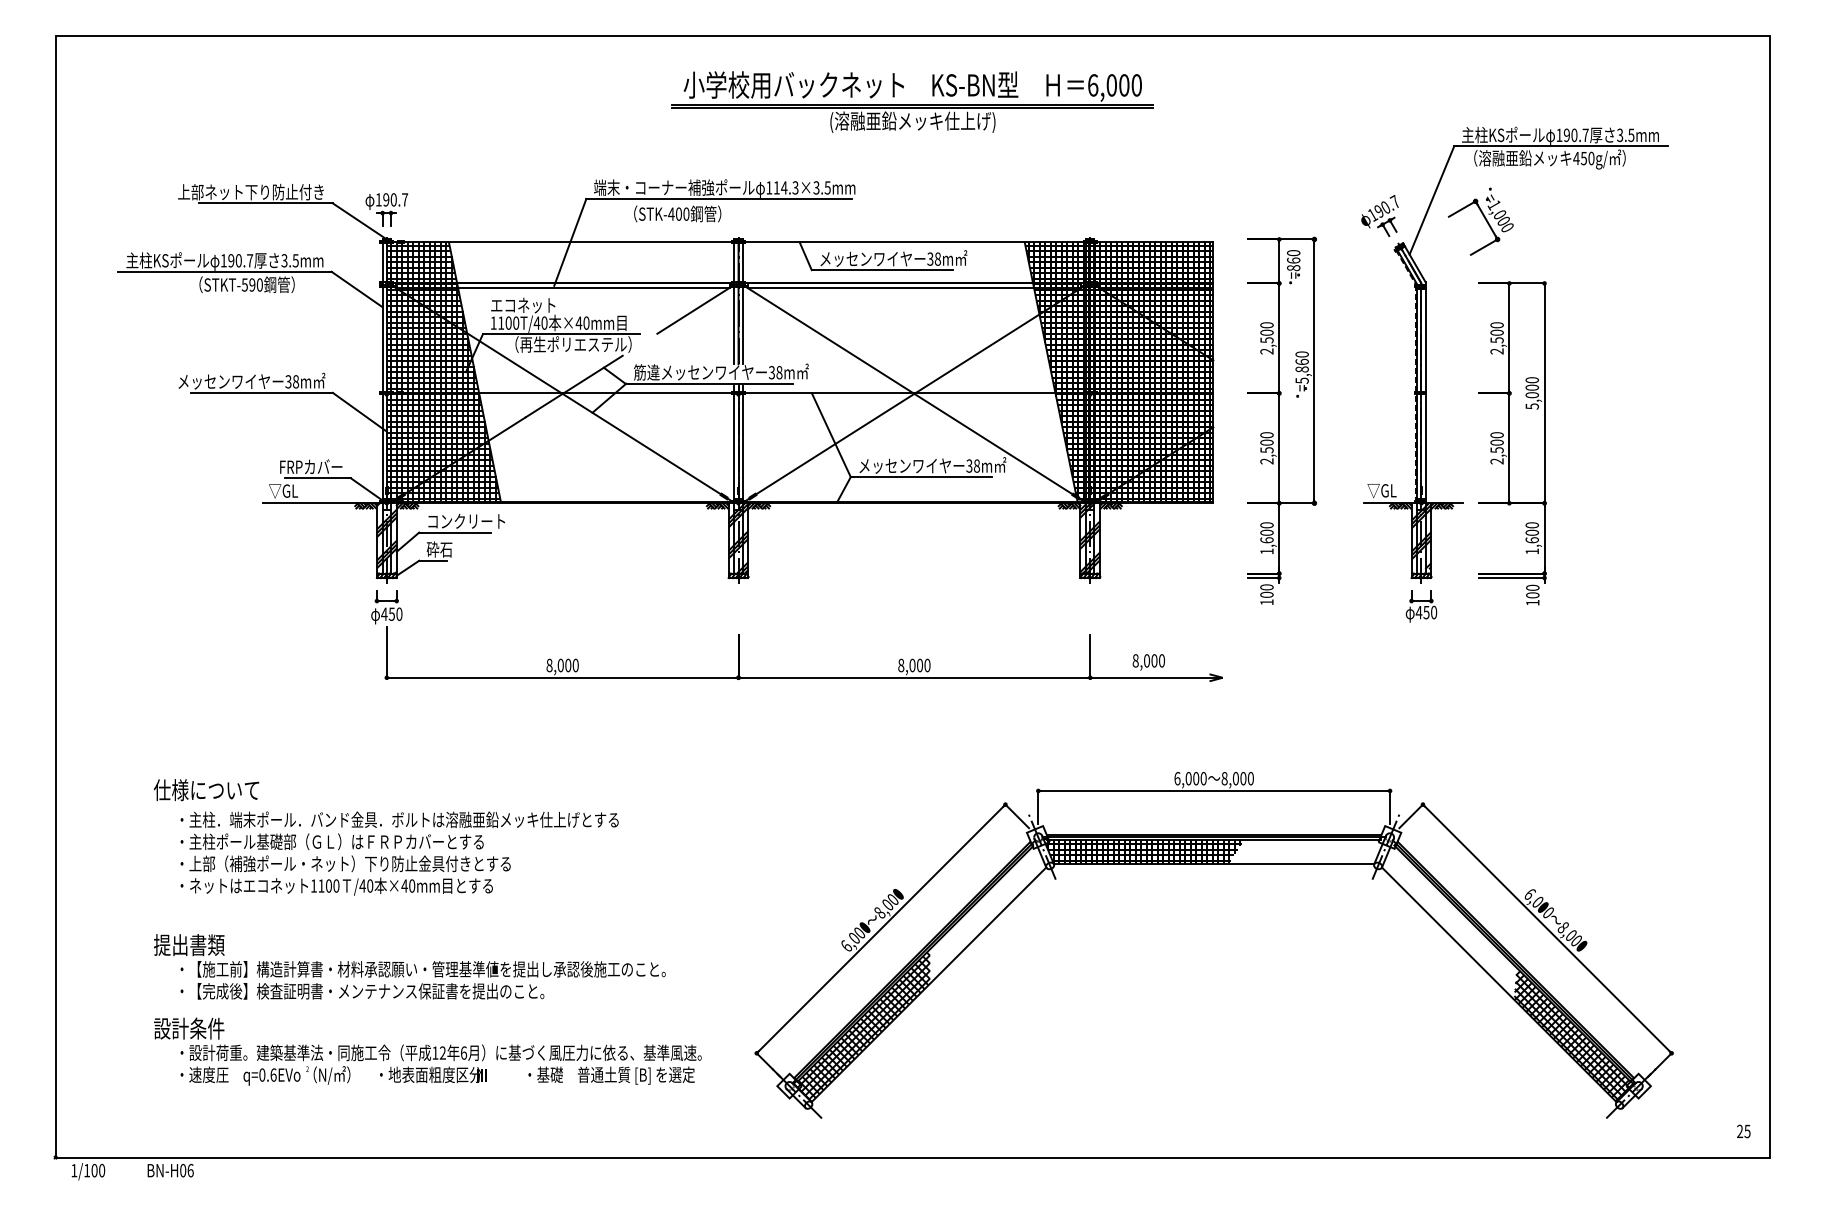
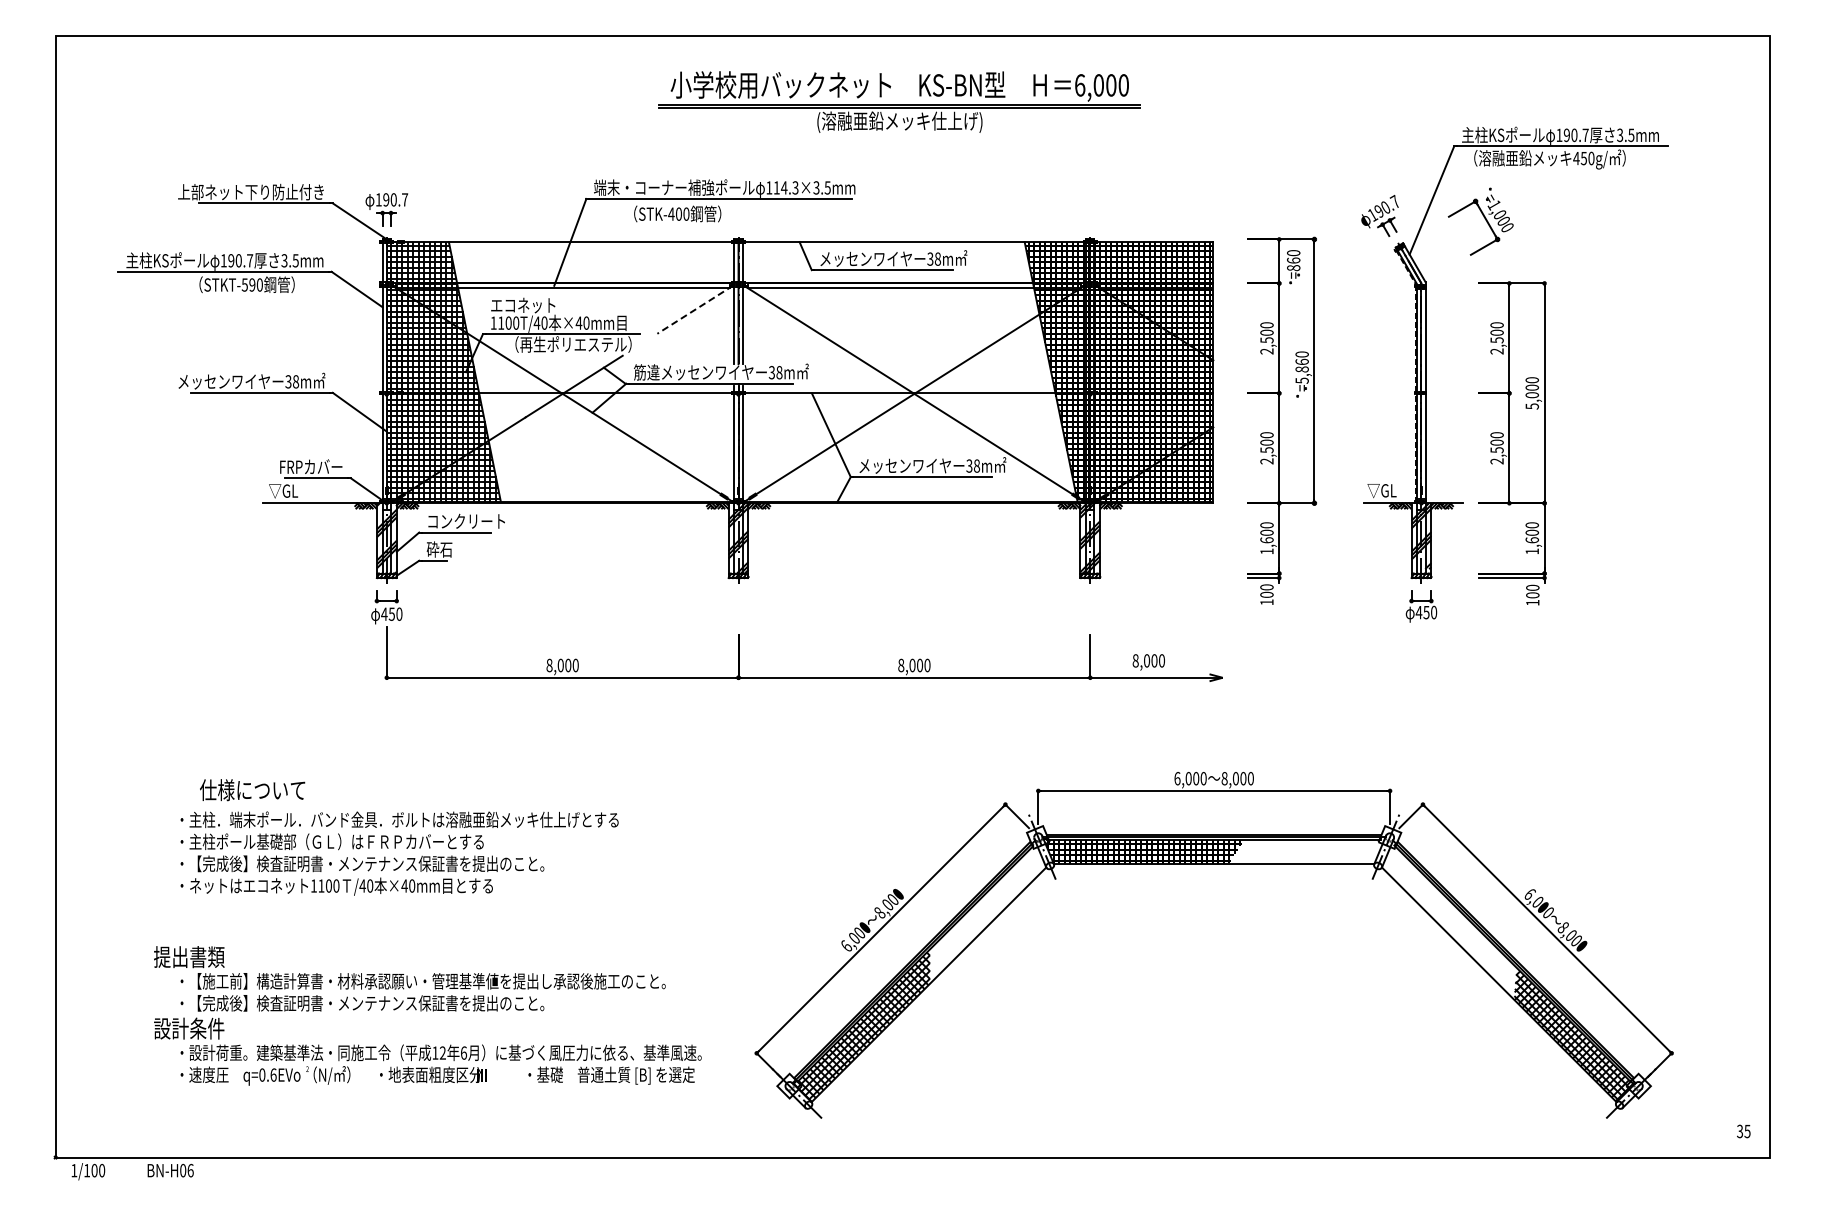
part position: (912, 101) -> (899, 101) (899, 101)
line: solid -> dashed (695, 309)
text position: (206, 790) -> (252, 790) (252, 790)
text: ・上部（補強ポール・ネット）下り防止金具付きとする -> ・【完成後】検査証明書・メンテナンス保証書を提出のこと。 (366, 863)
text position: (409, 966) -> (409, 978) (409, 978)
text: 25 -> 35 (1740, 1131)
